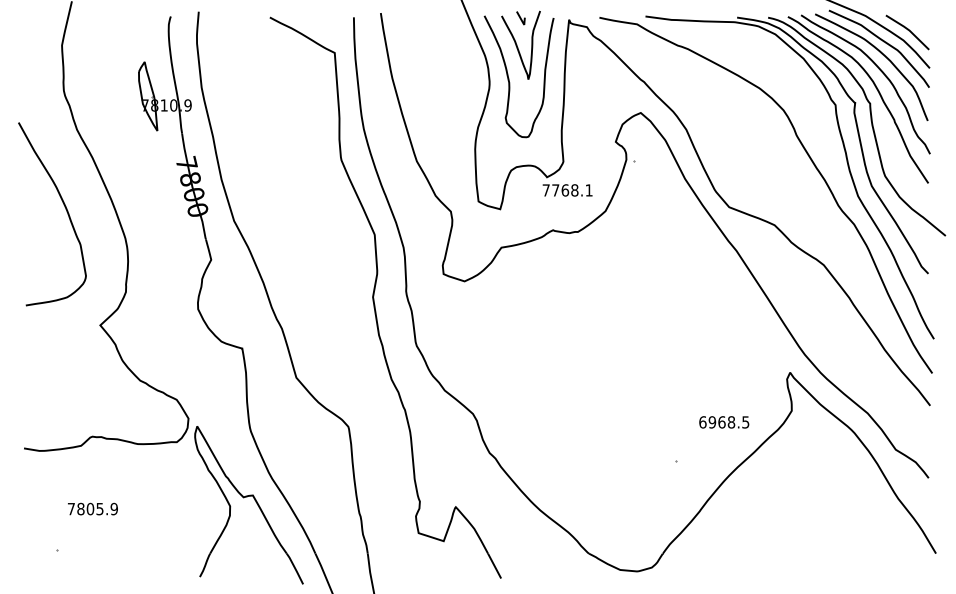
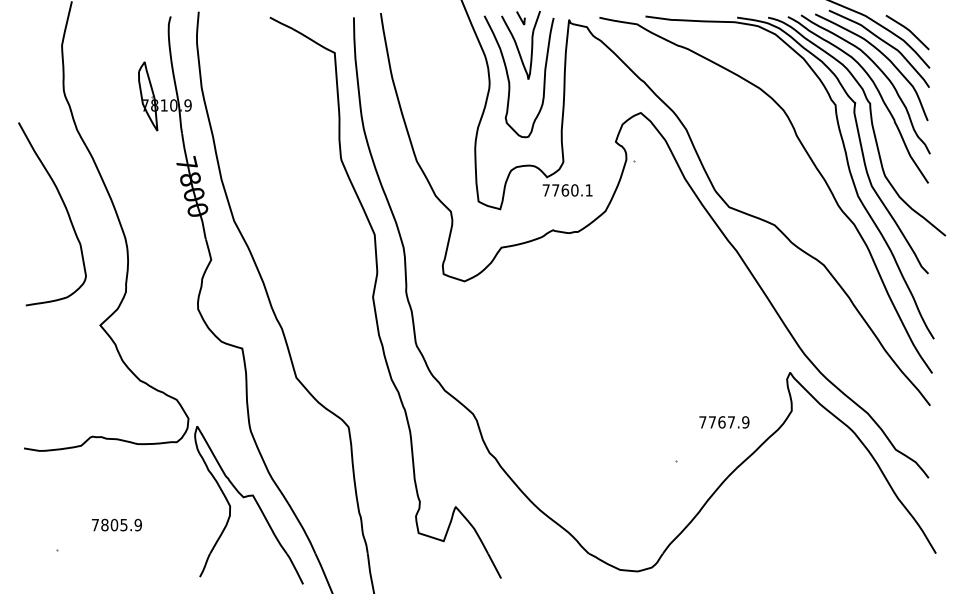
text: 7768.1 -> 7760.1 (574, 190)
text: 6968.5 -> 7767.9 (724, 422)
text position: (92, 508) -> (116, 524) (116, 524)
